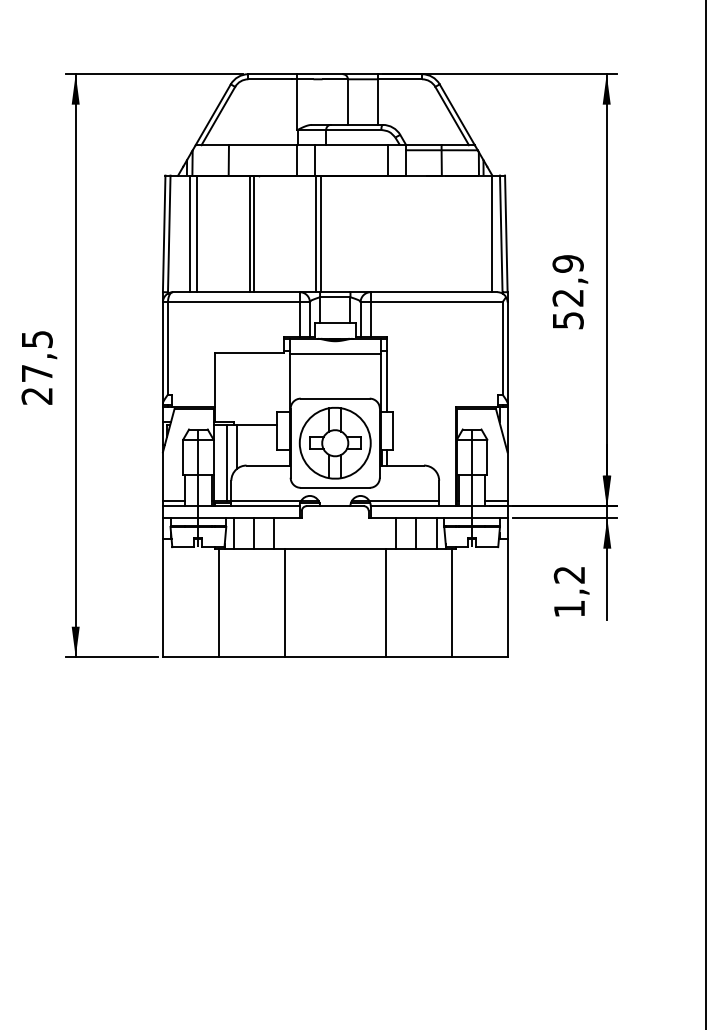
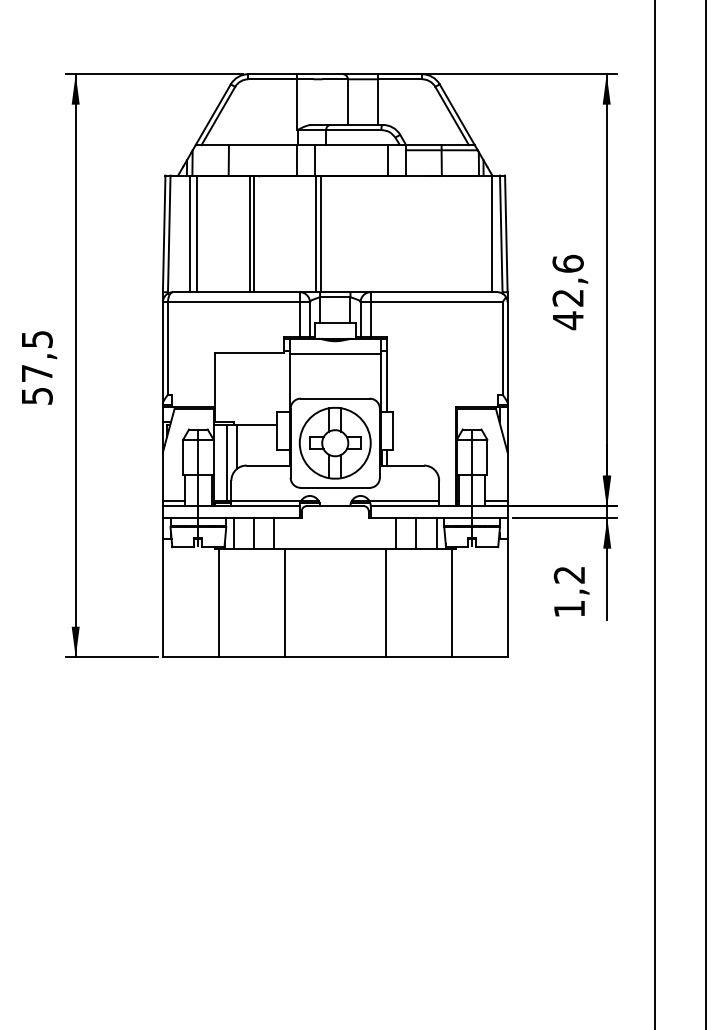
text: 52,9 -> 42,6 (567, 292)
text: 27,5 -> 57,5 (36, 396)
line: none -> present (655, 514)
